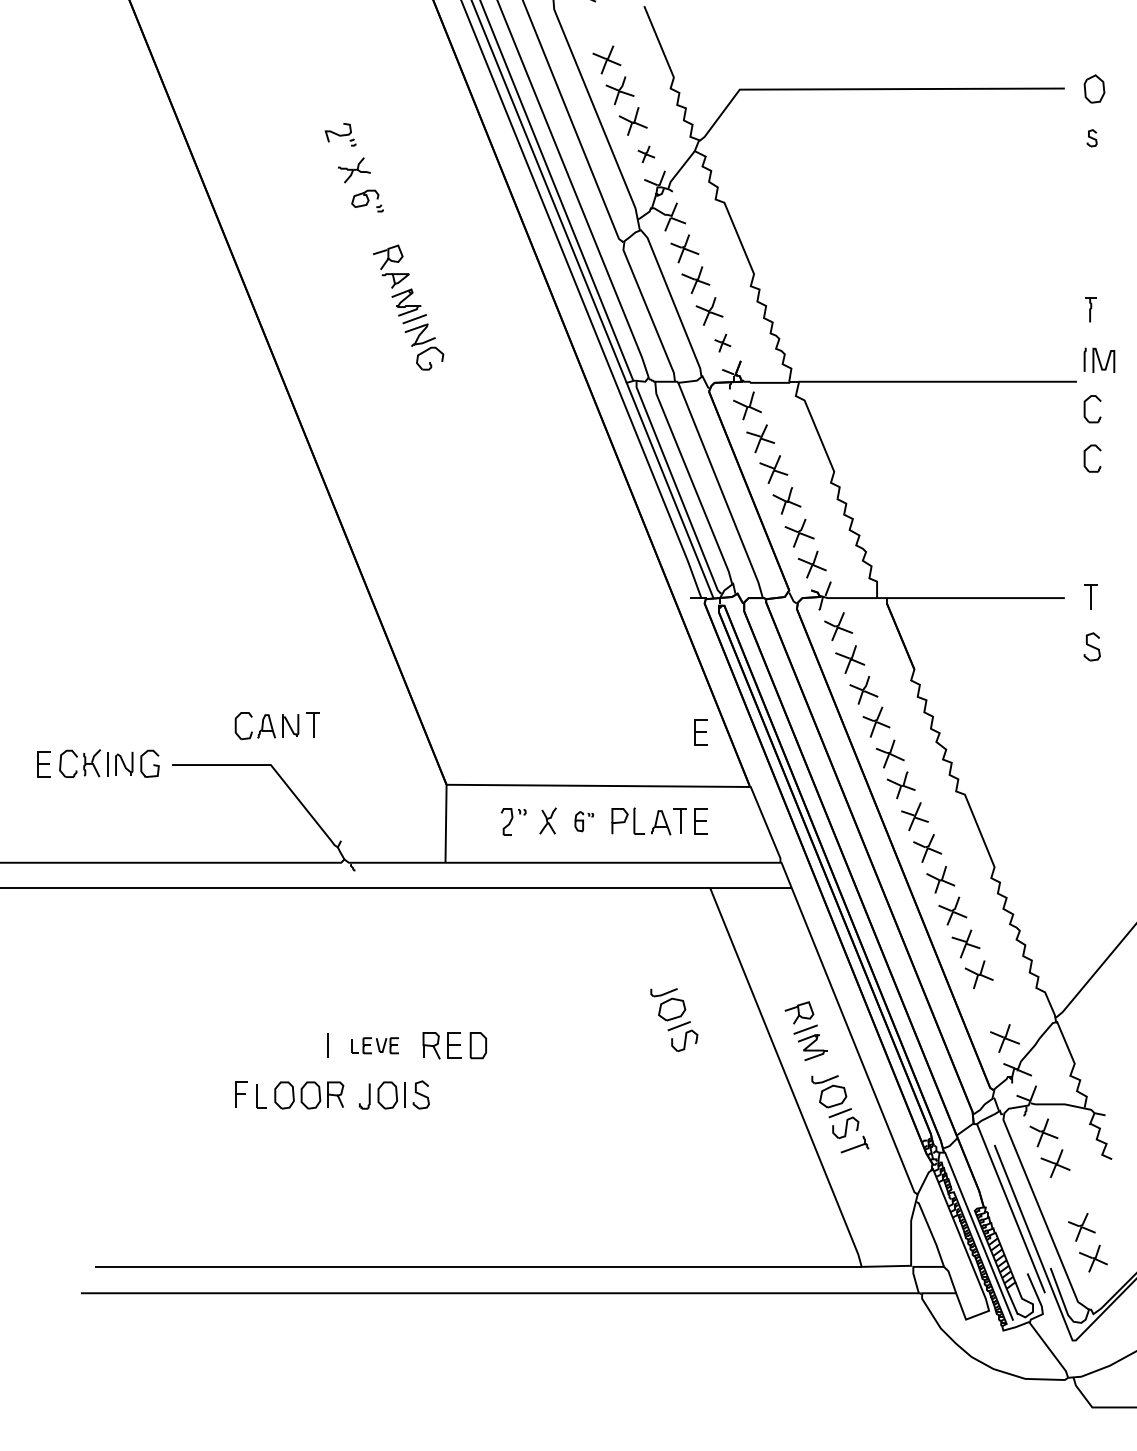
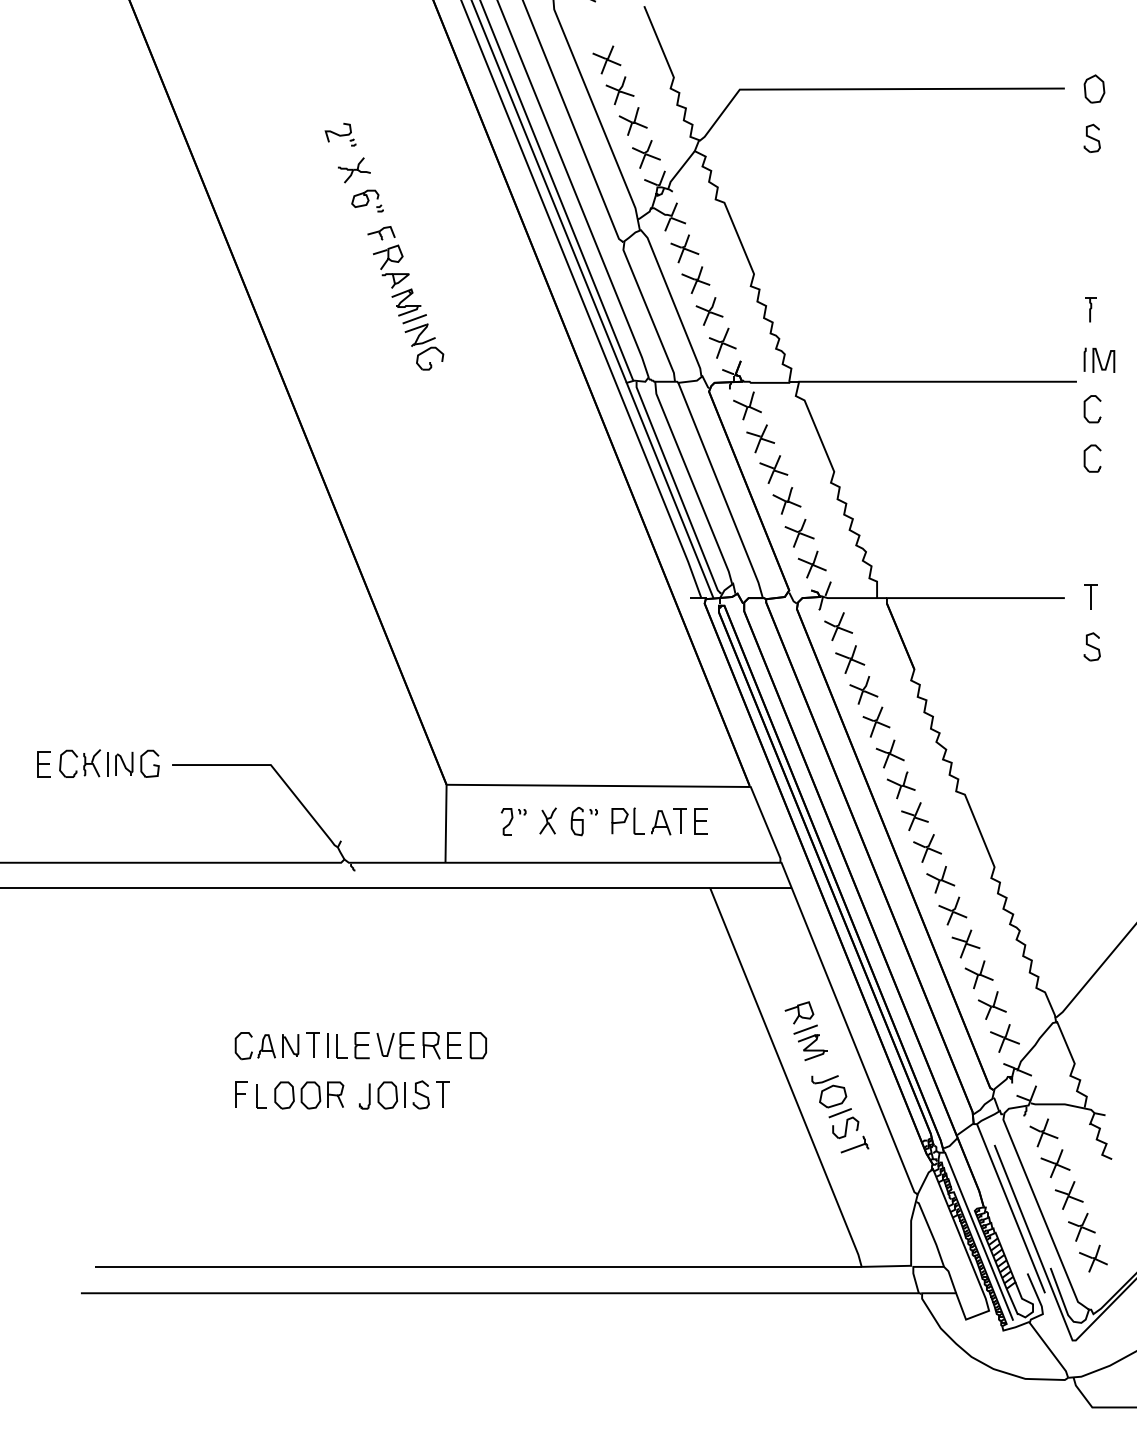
part size: 12x19 px -> 18x30 px (1091, 137)
part size: 19x19 px -> 29x29 px (646, 154)
part: none -> present (381, 233)
part size: 18x20 px -> 28x32 px (722, 342)
part position: (276, 726) -> (276, 1046) (276, 1046)
part: present -> none (700, 732)
part size: 20x22 px -> 28x30 px (583, 821)
part: none -> present (992, 1005)
part: present -> none (674, 1020)
part size: 48x18 px -> 79x28 px (375, 1045)
part: none -> present (442, 1094)
part: none -> present (1068, 1195)
